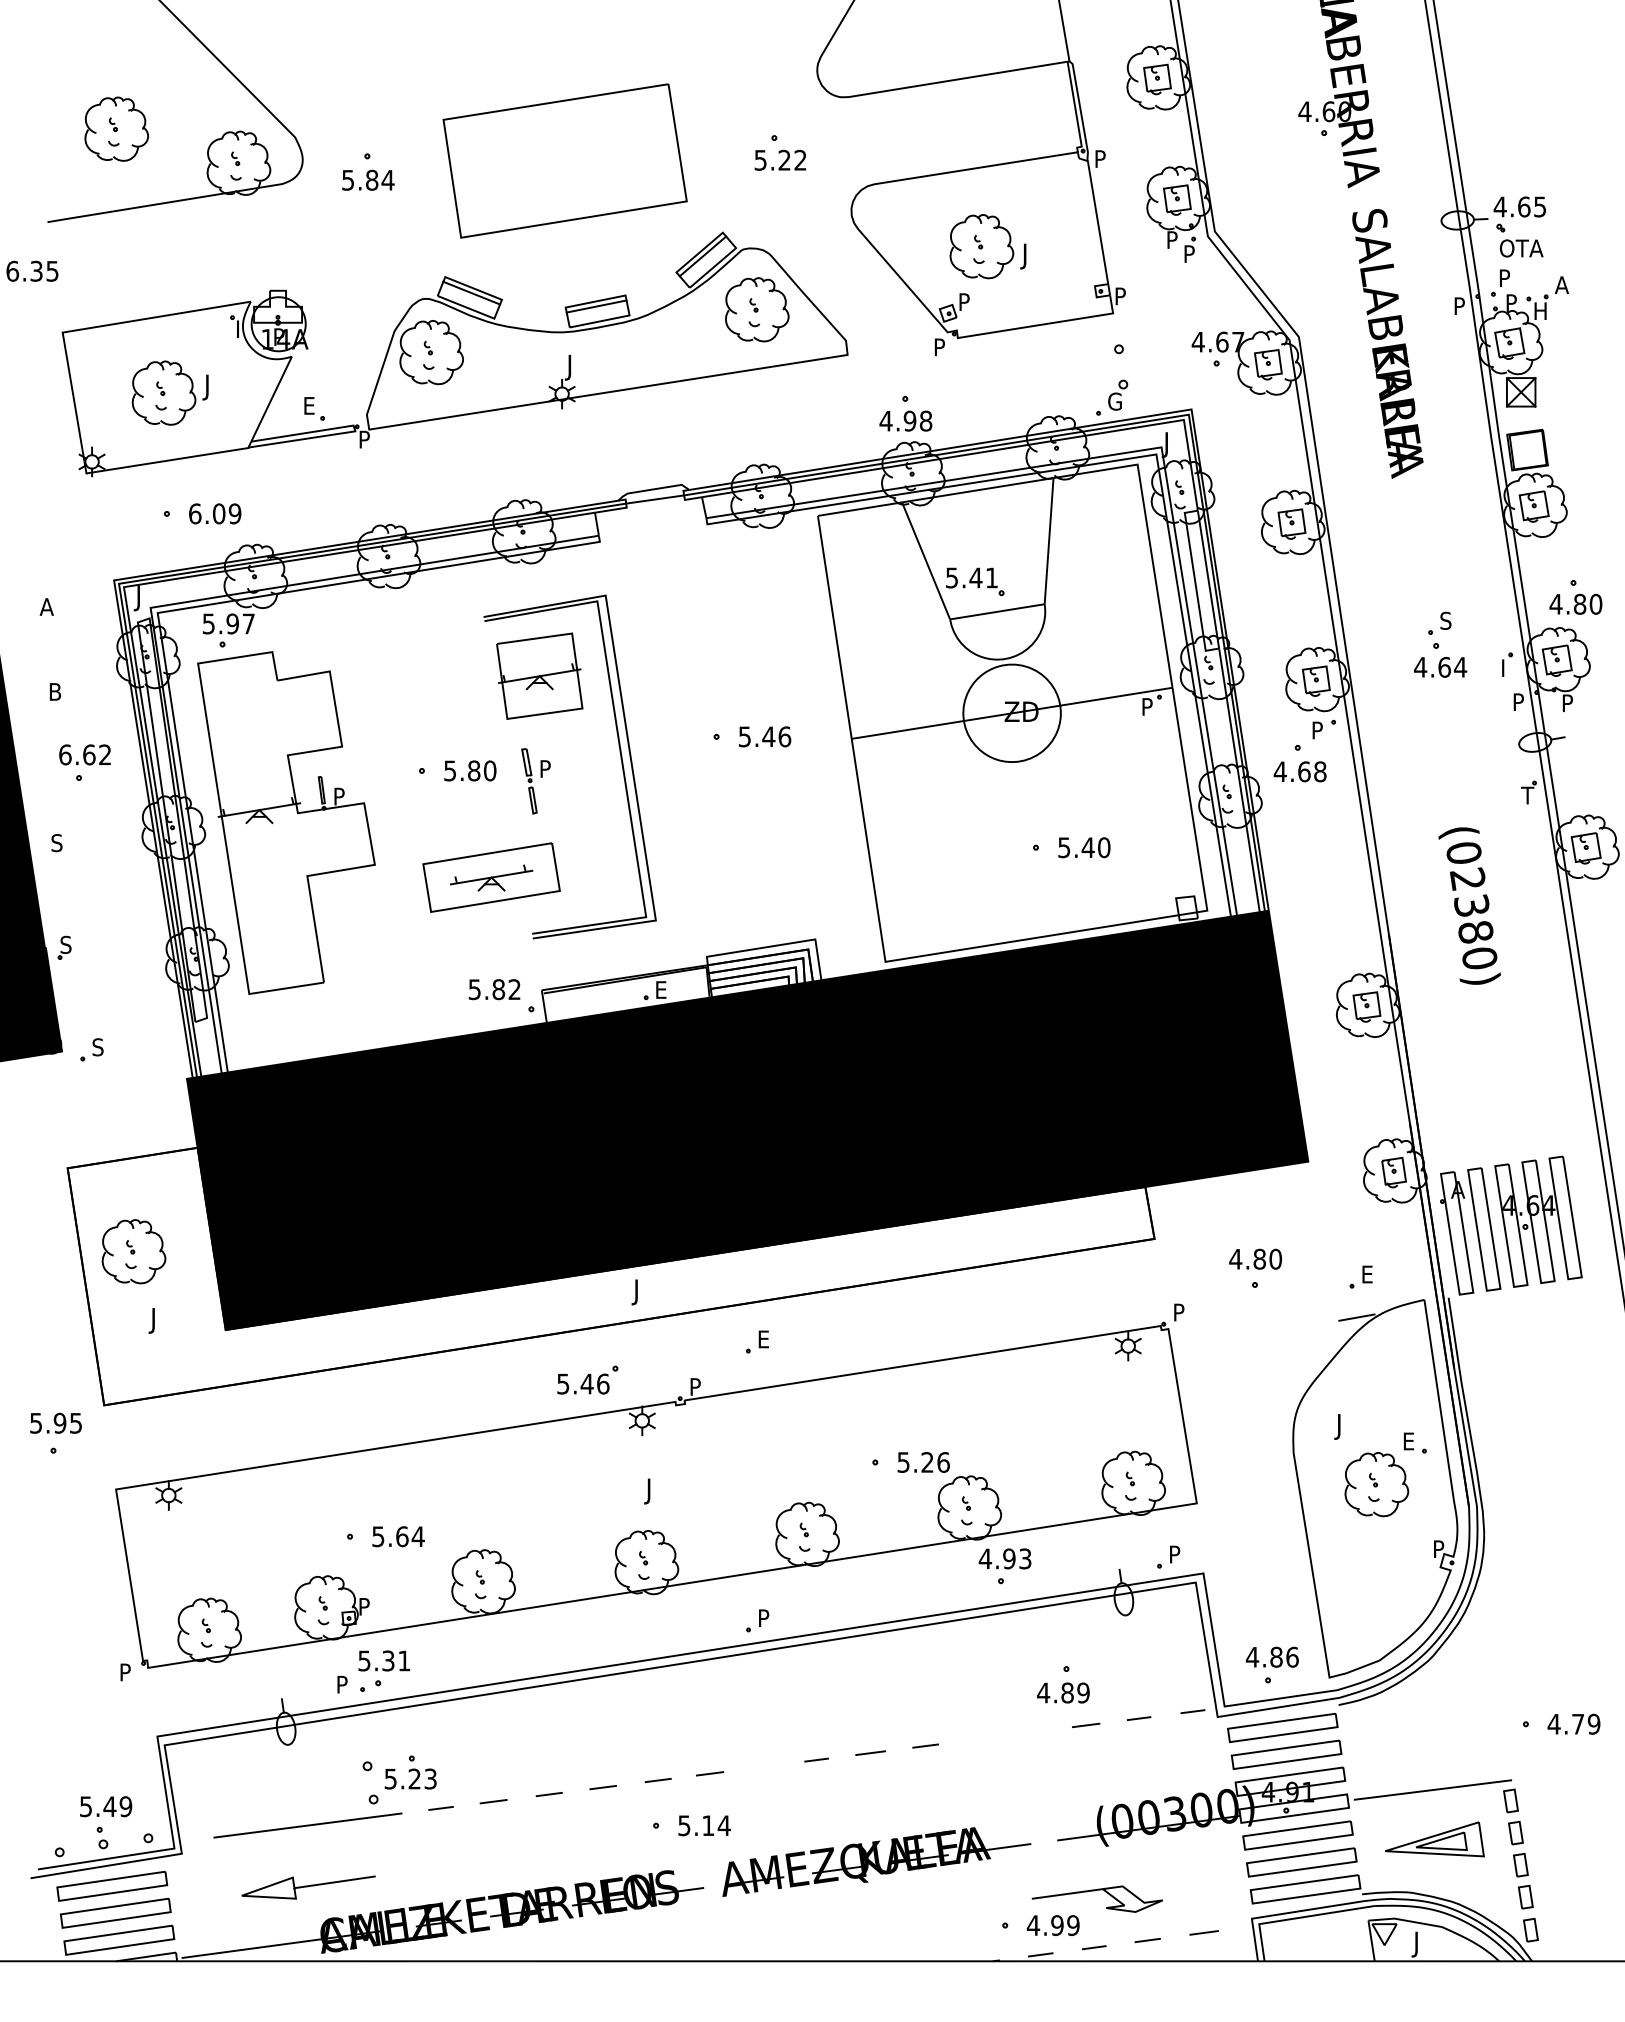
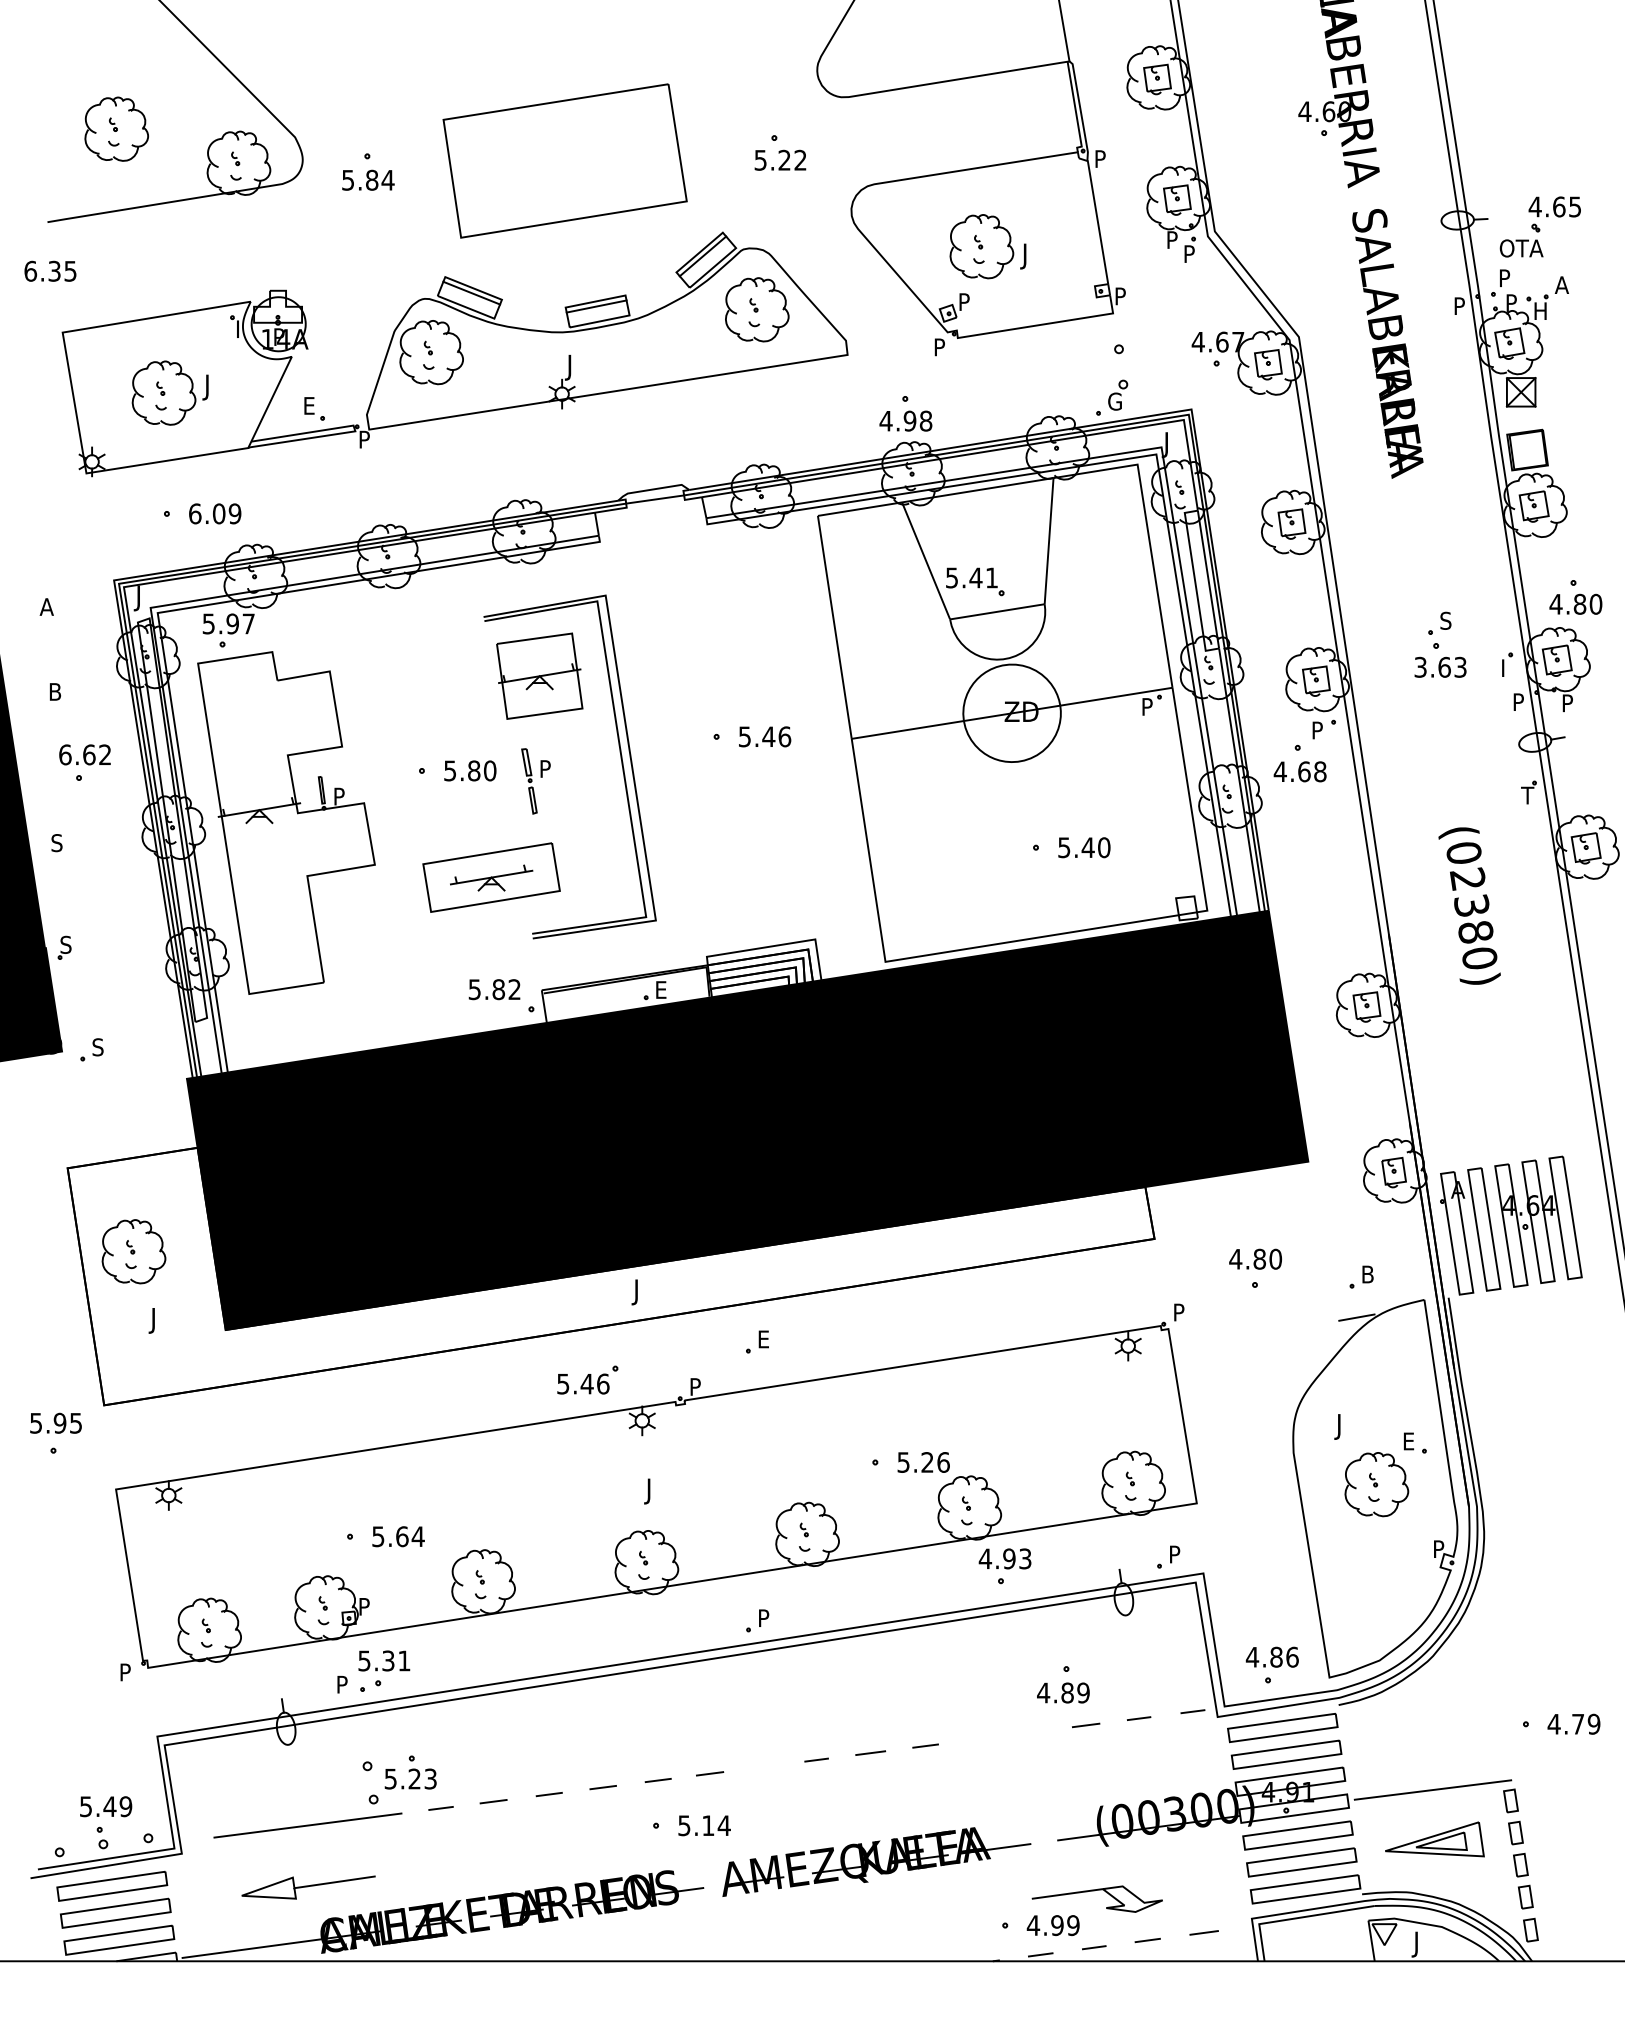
part position: (1519, 214) -> (1554, 214) (1554, 214)
text position: (32, 270) -> (50, 270) (50, 270)
text: 4.64 -> 3.63 (1440, 666)
text: E -> B (1371, 1274)
